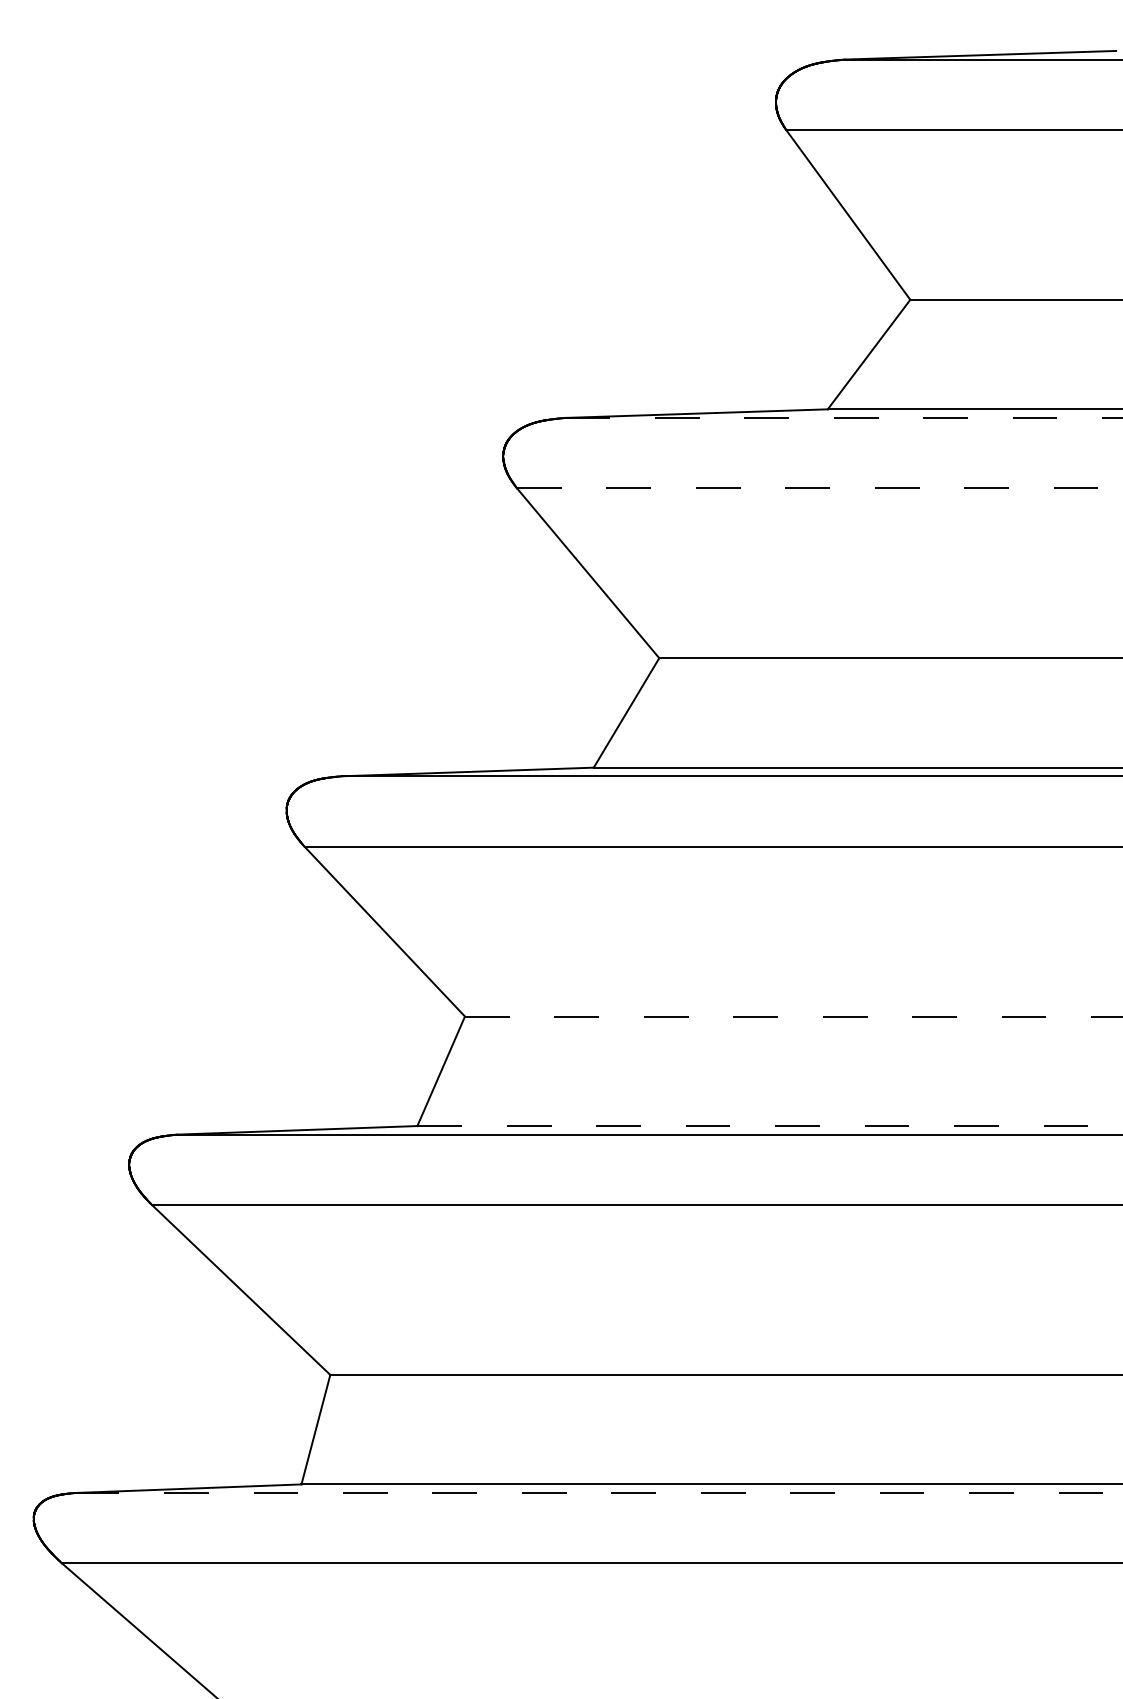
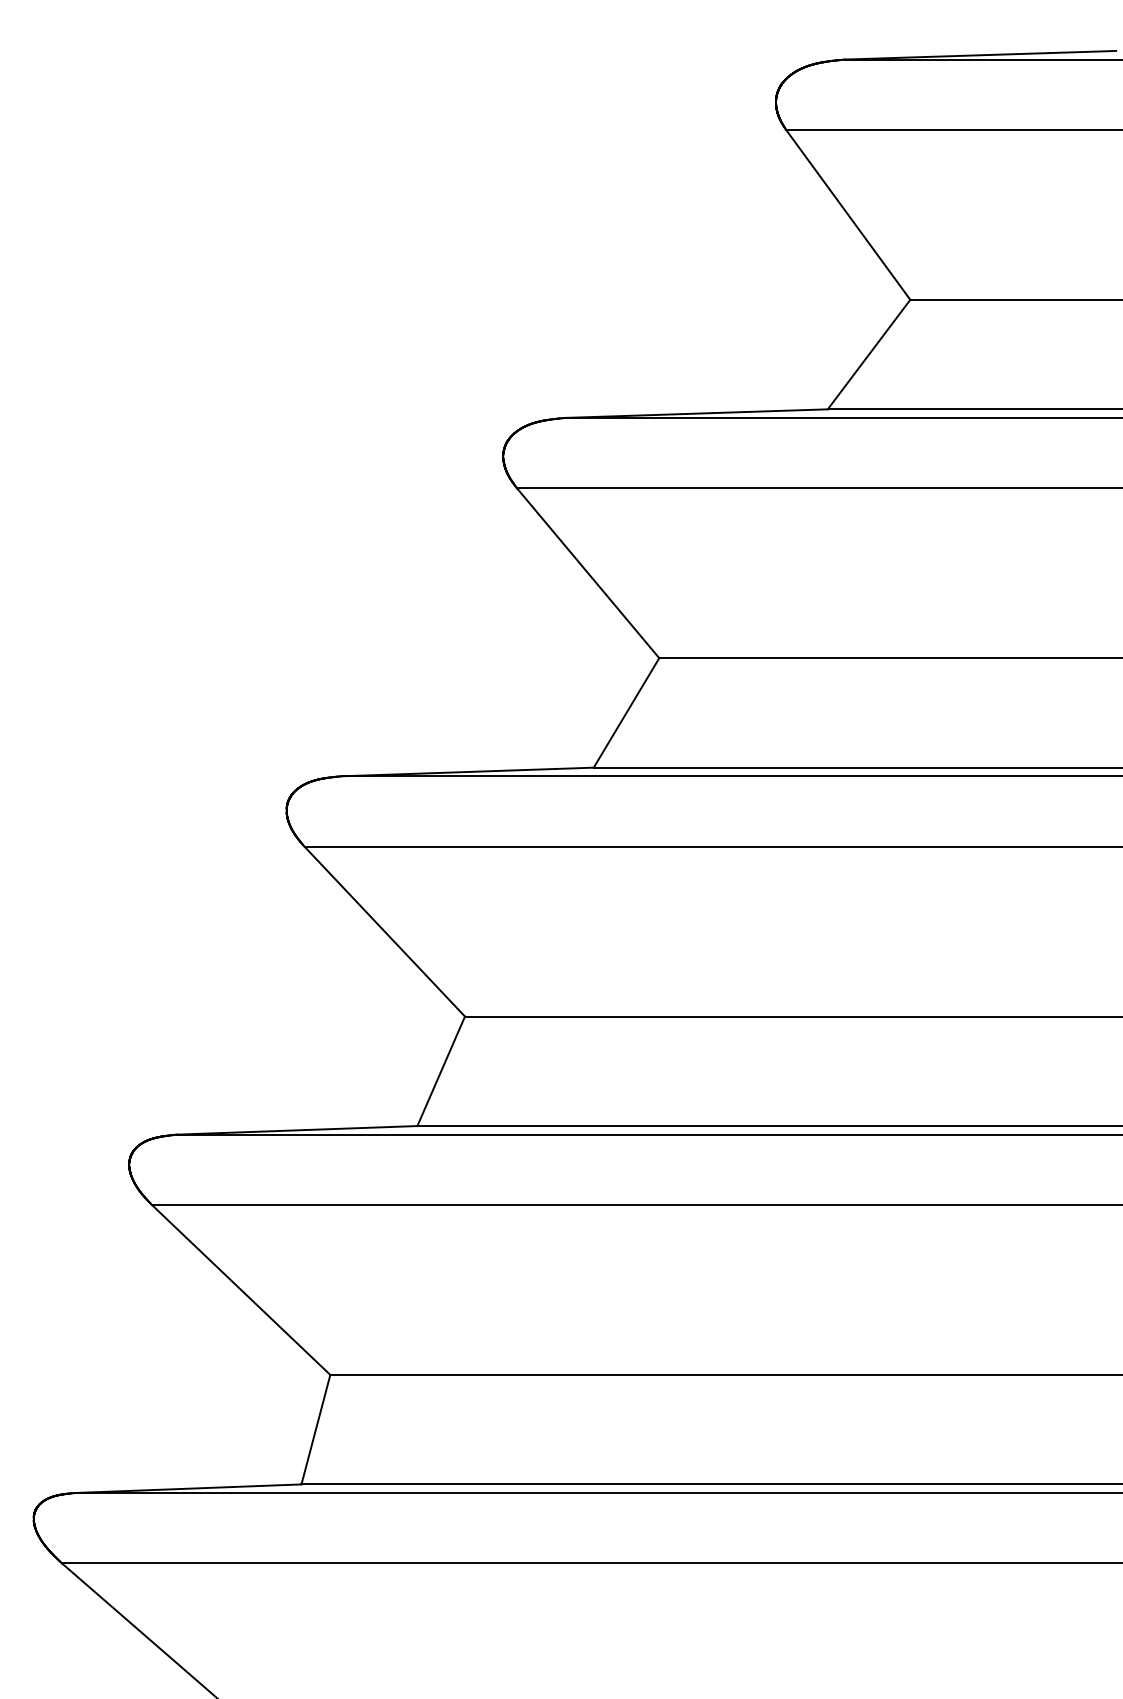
line: dashed -> solid (843, 417)
line: dashed -> solid (819, 488)
line: dashed -> solid (793, 1016)
line: dashed -> solid (770, 1126)
line: dashed -> solid (598, 1493)
